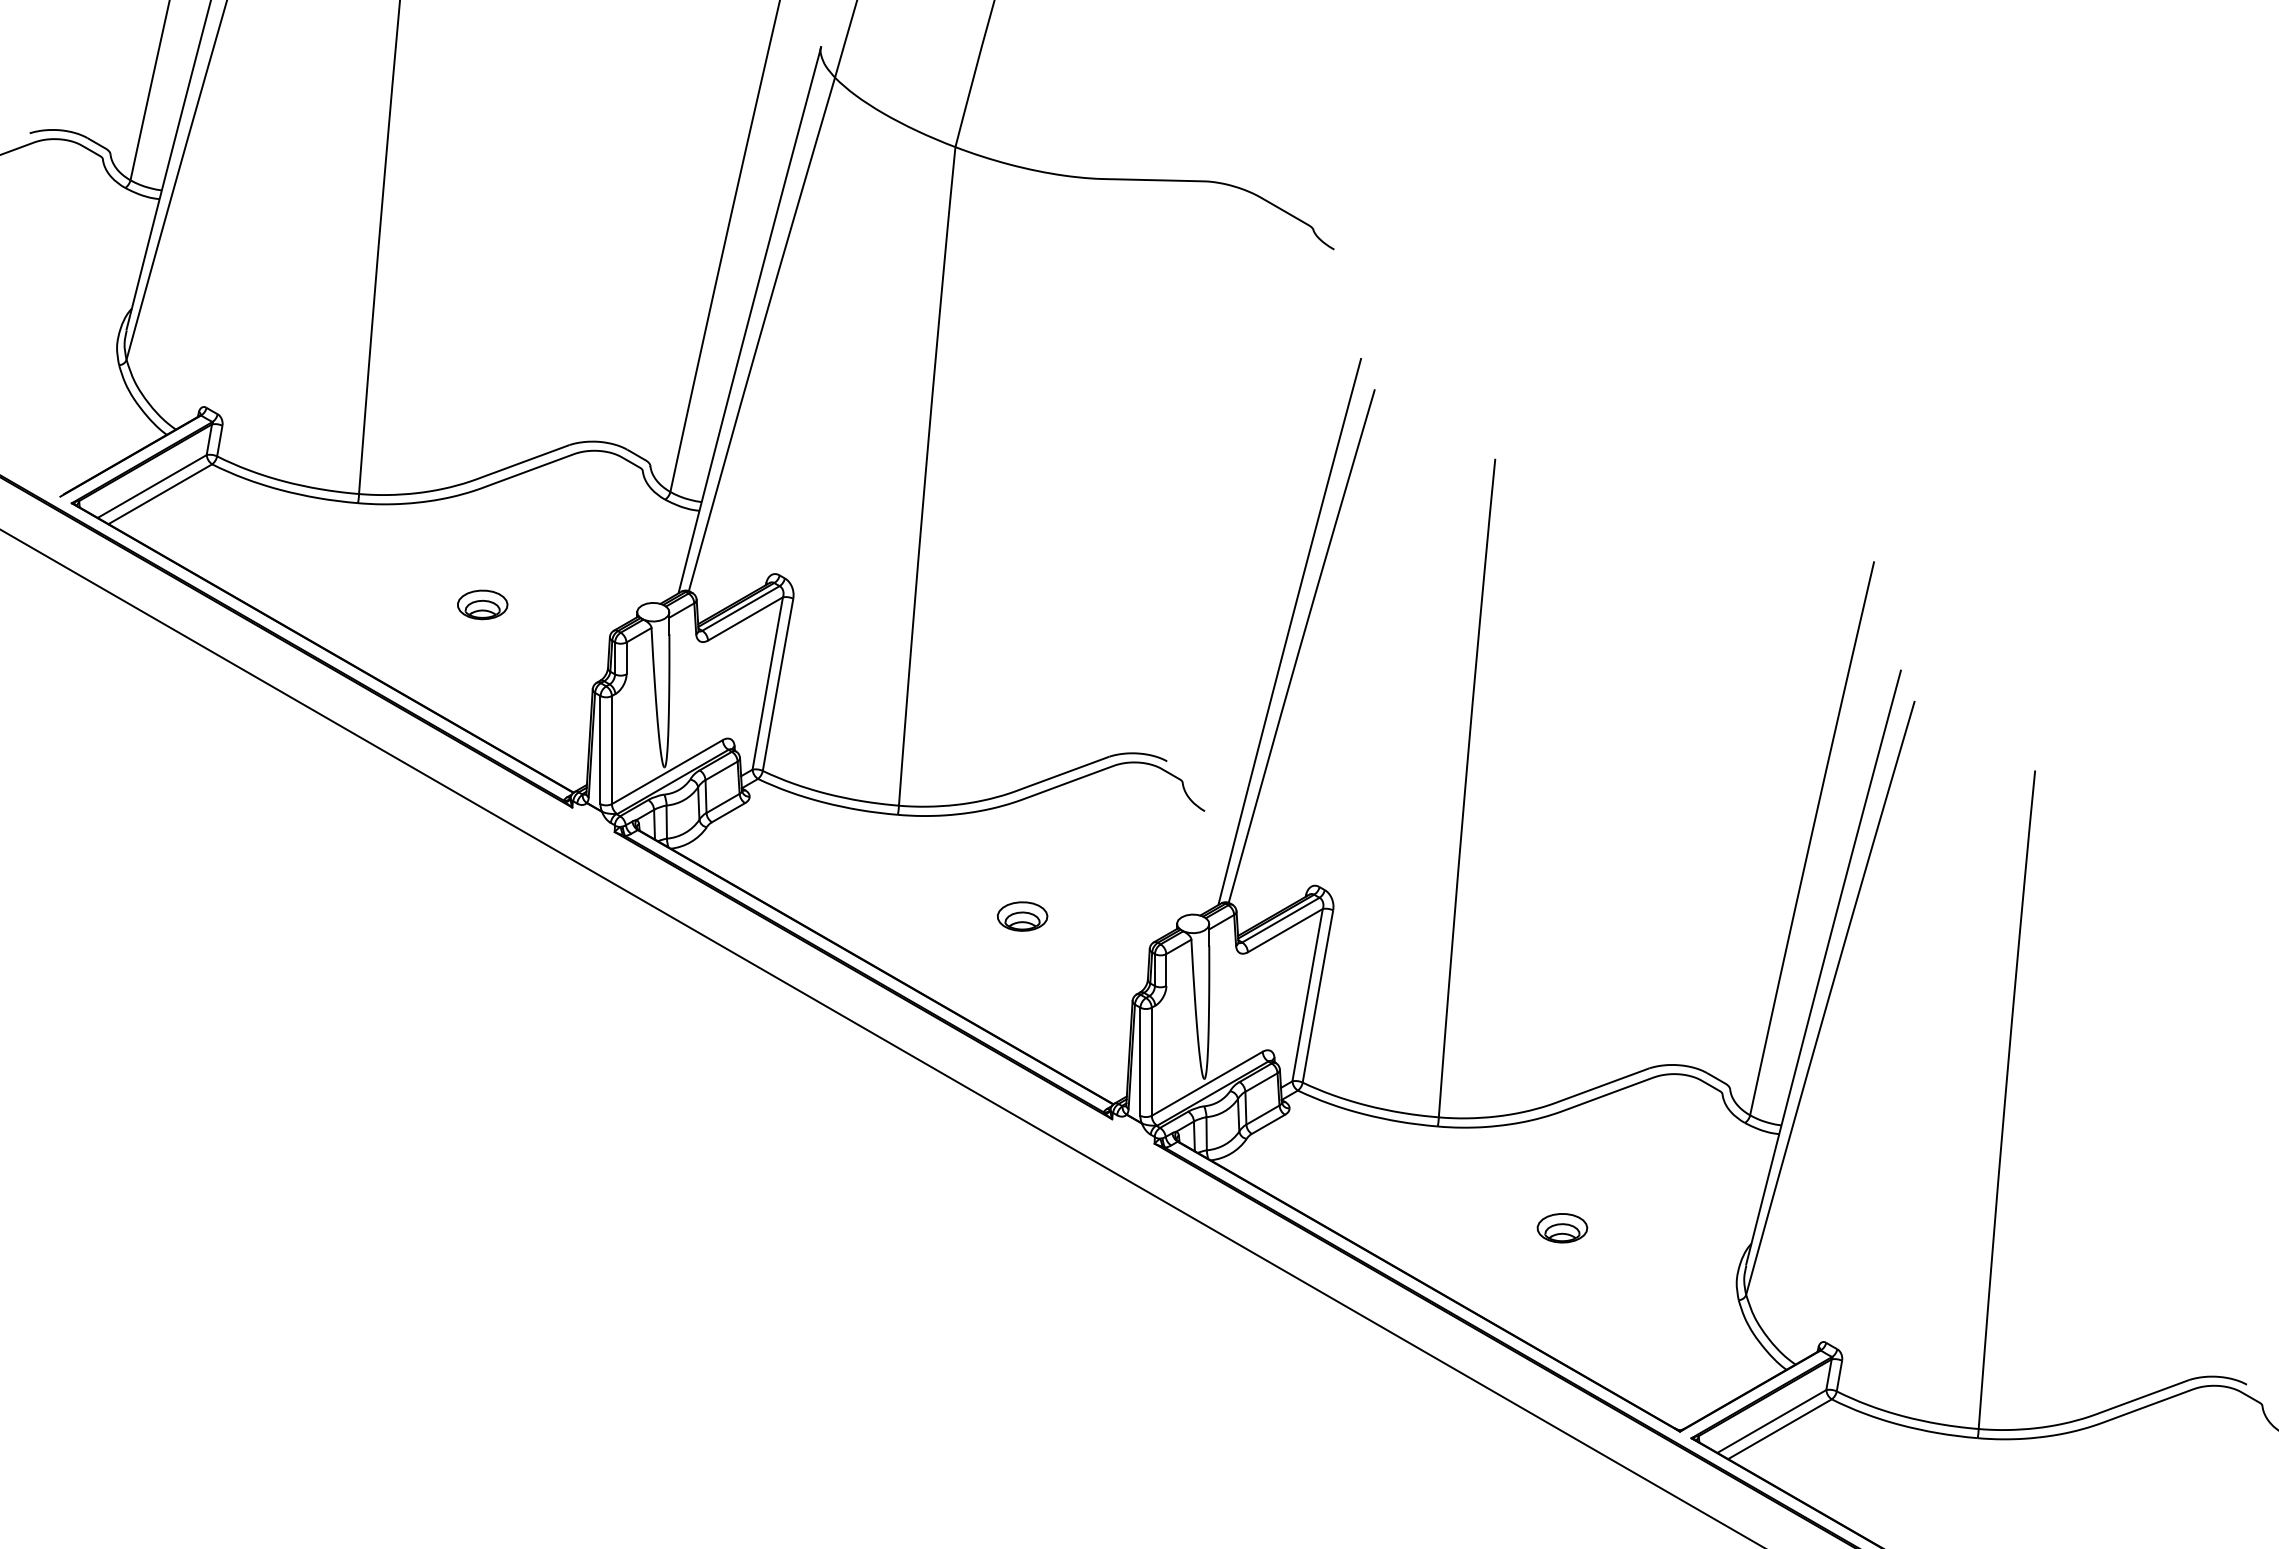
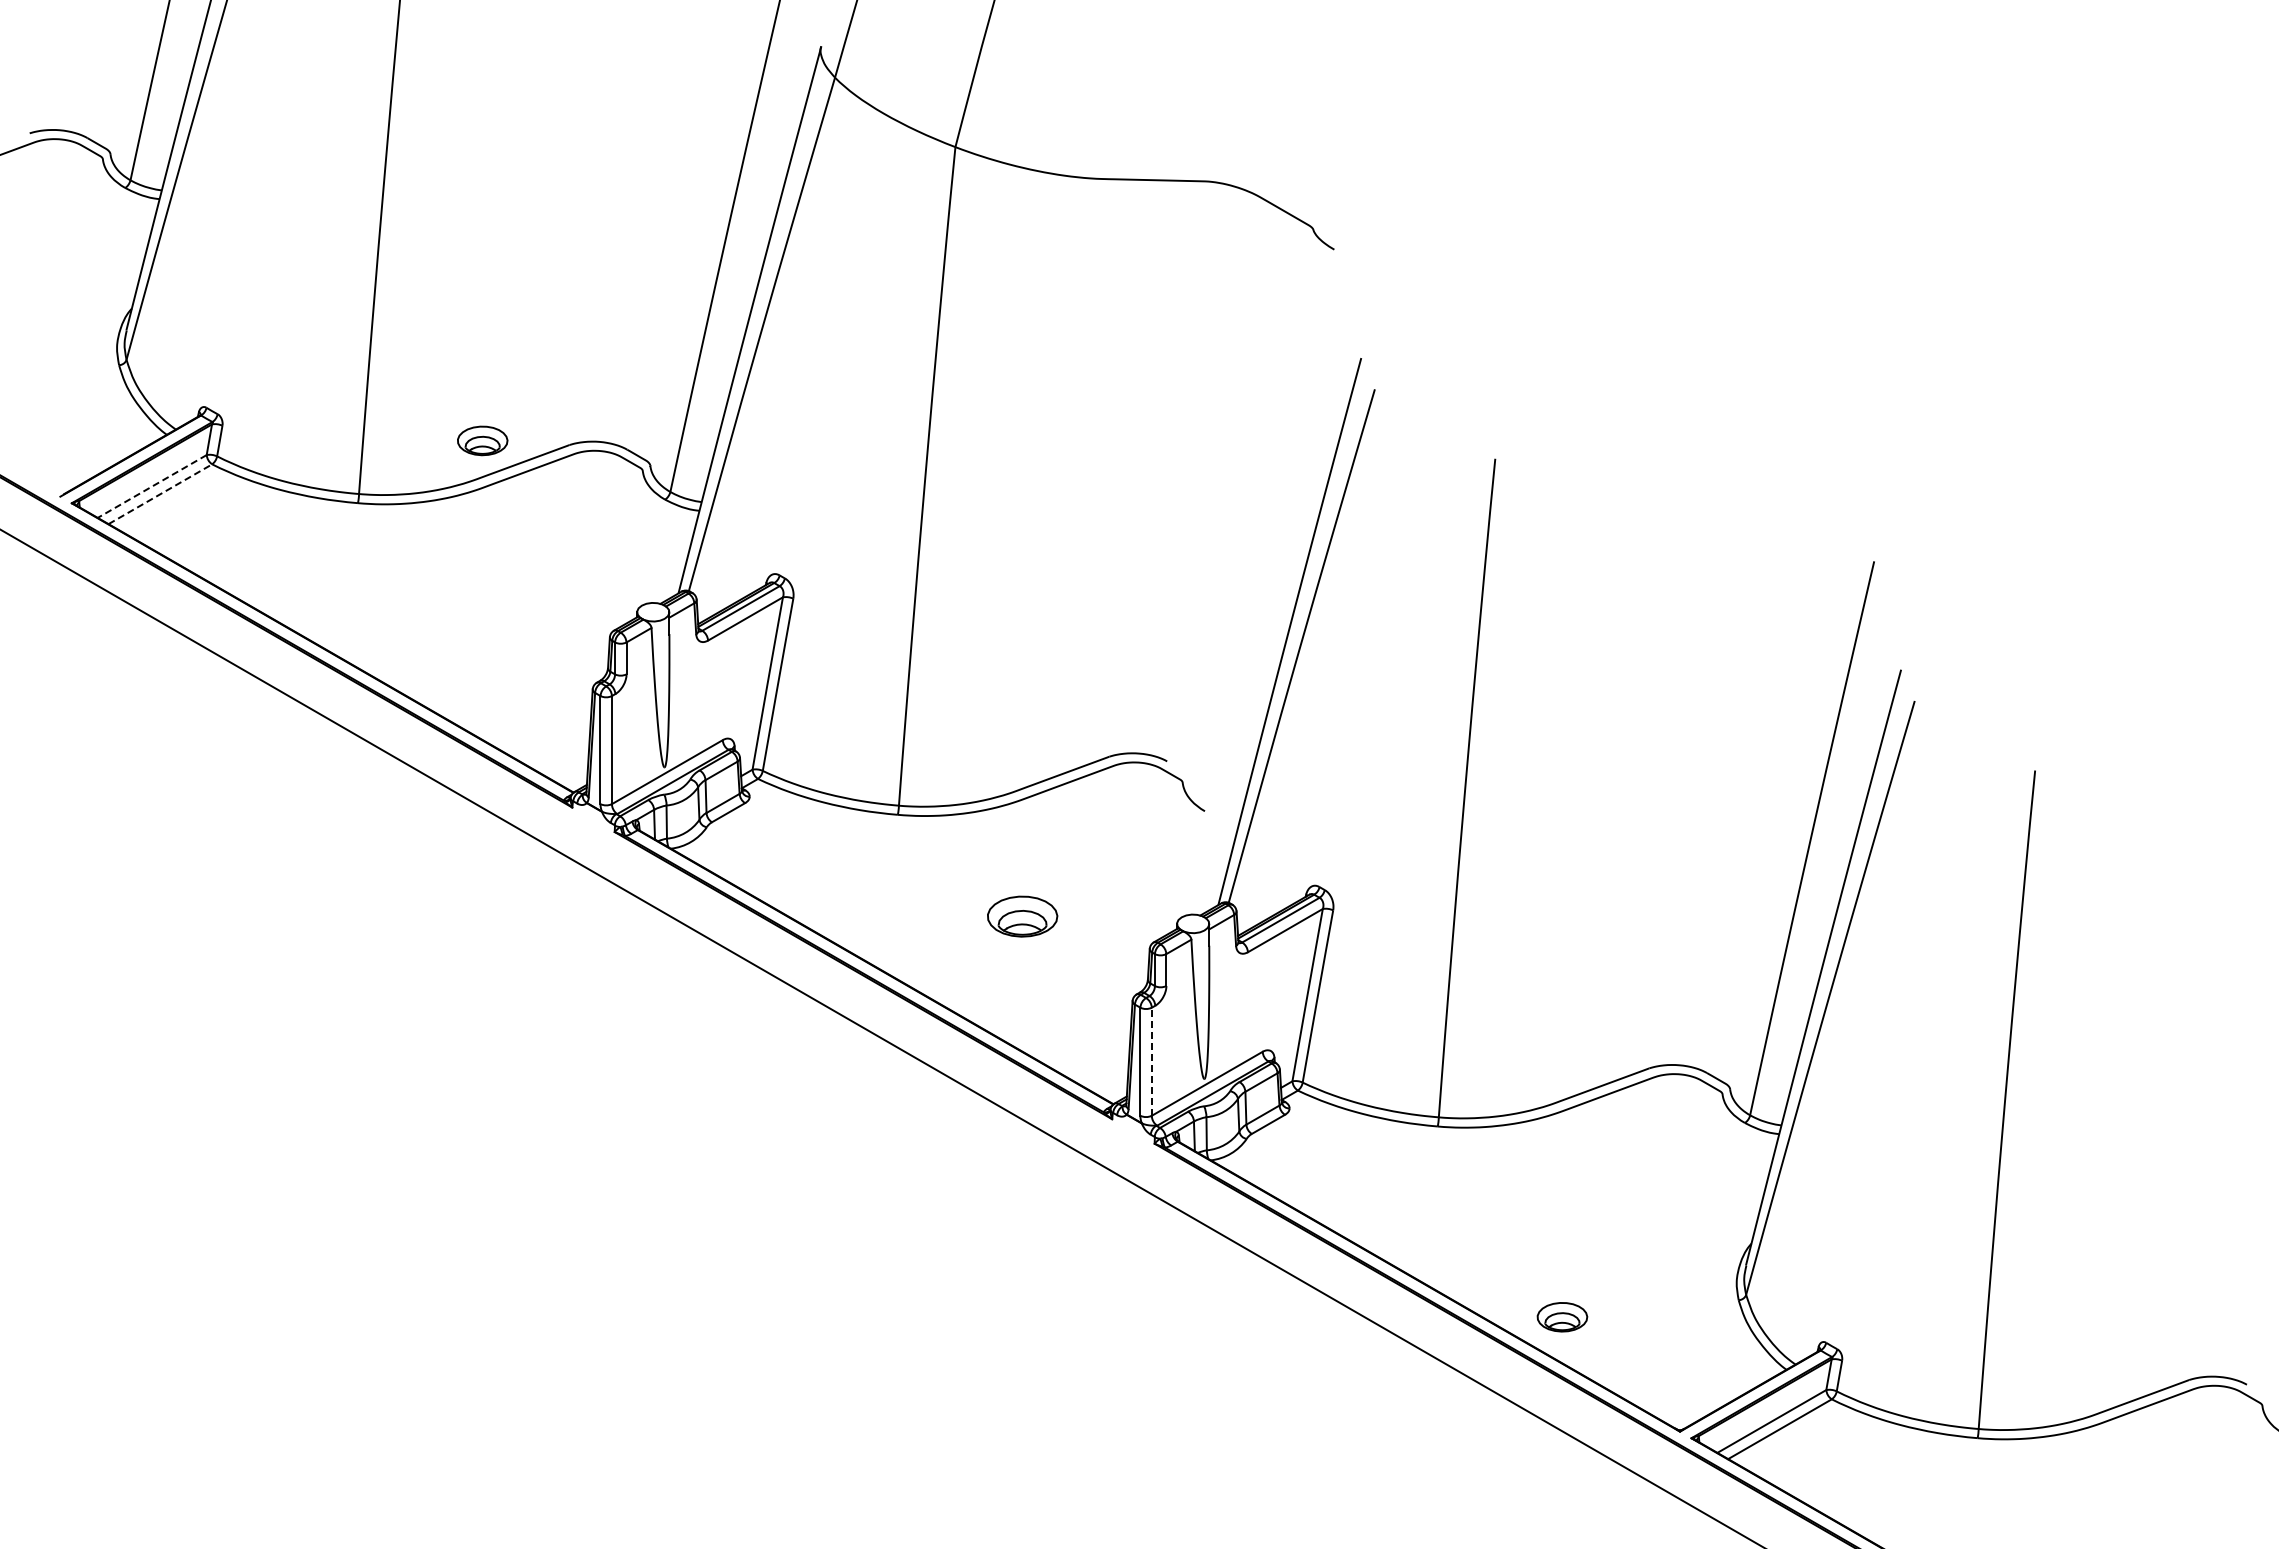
line: solid -> dashed (152, 486)
line: solid -> dashed (160, 494)
part position: (482, 604) -> (482, 440) (482, 440)
part size: 53x31 px -> 72x43 px (1022, 916)
line: solid -> dashed (1151, 1061)
part position: (1562, 1228) -> (1562, 1317) (1562, 1317)
